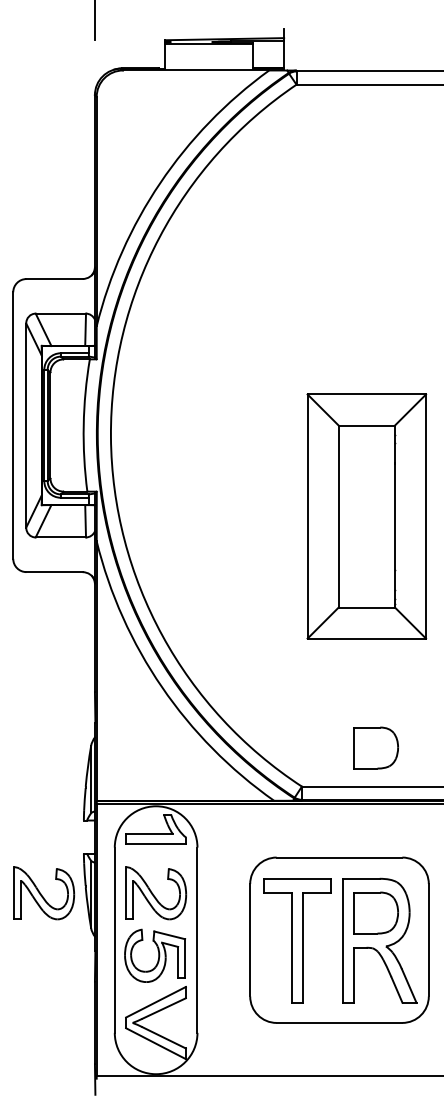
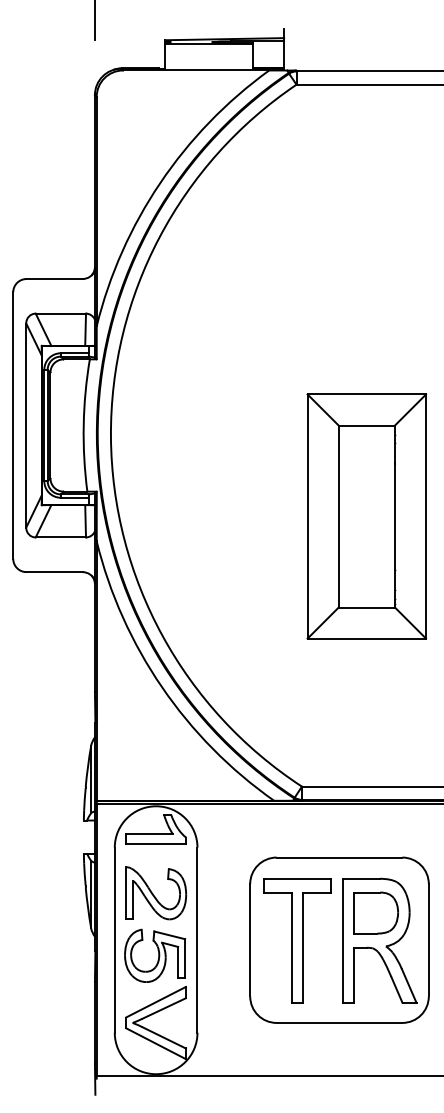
part: present -> none (375, 747)
part: present -> none (44, 893)
